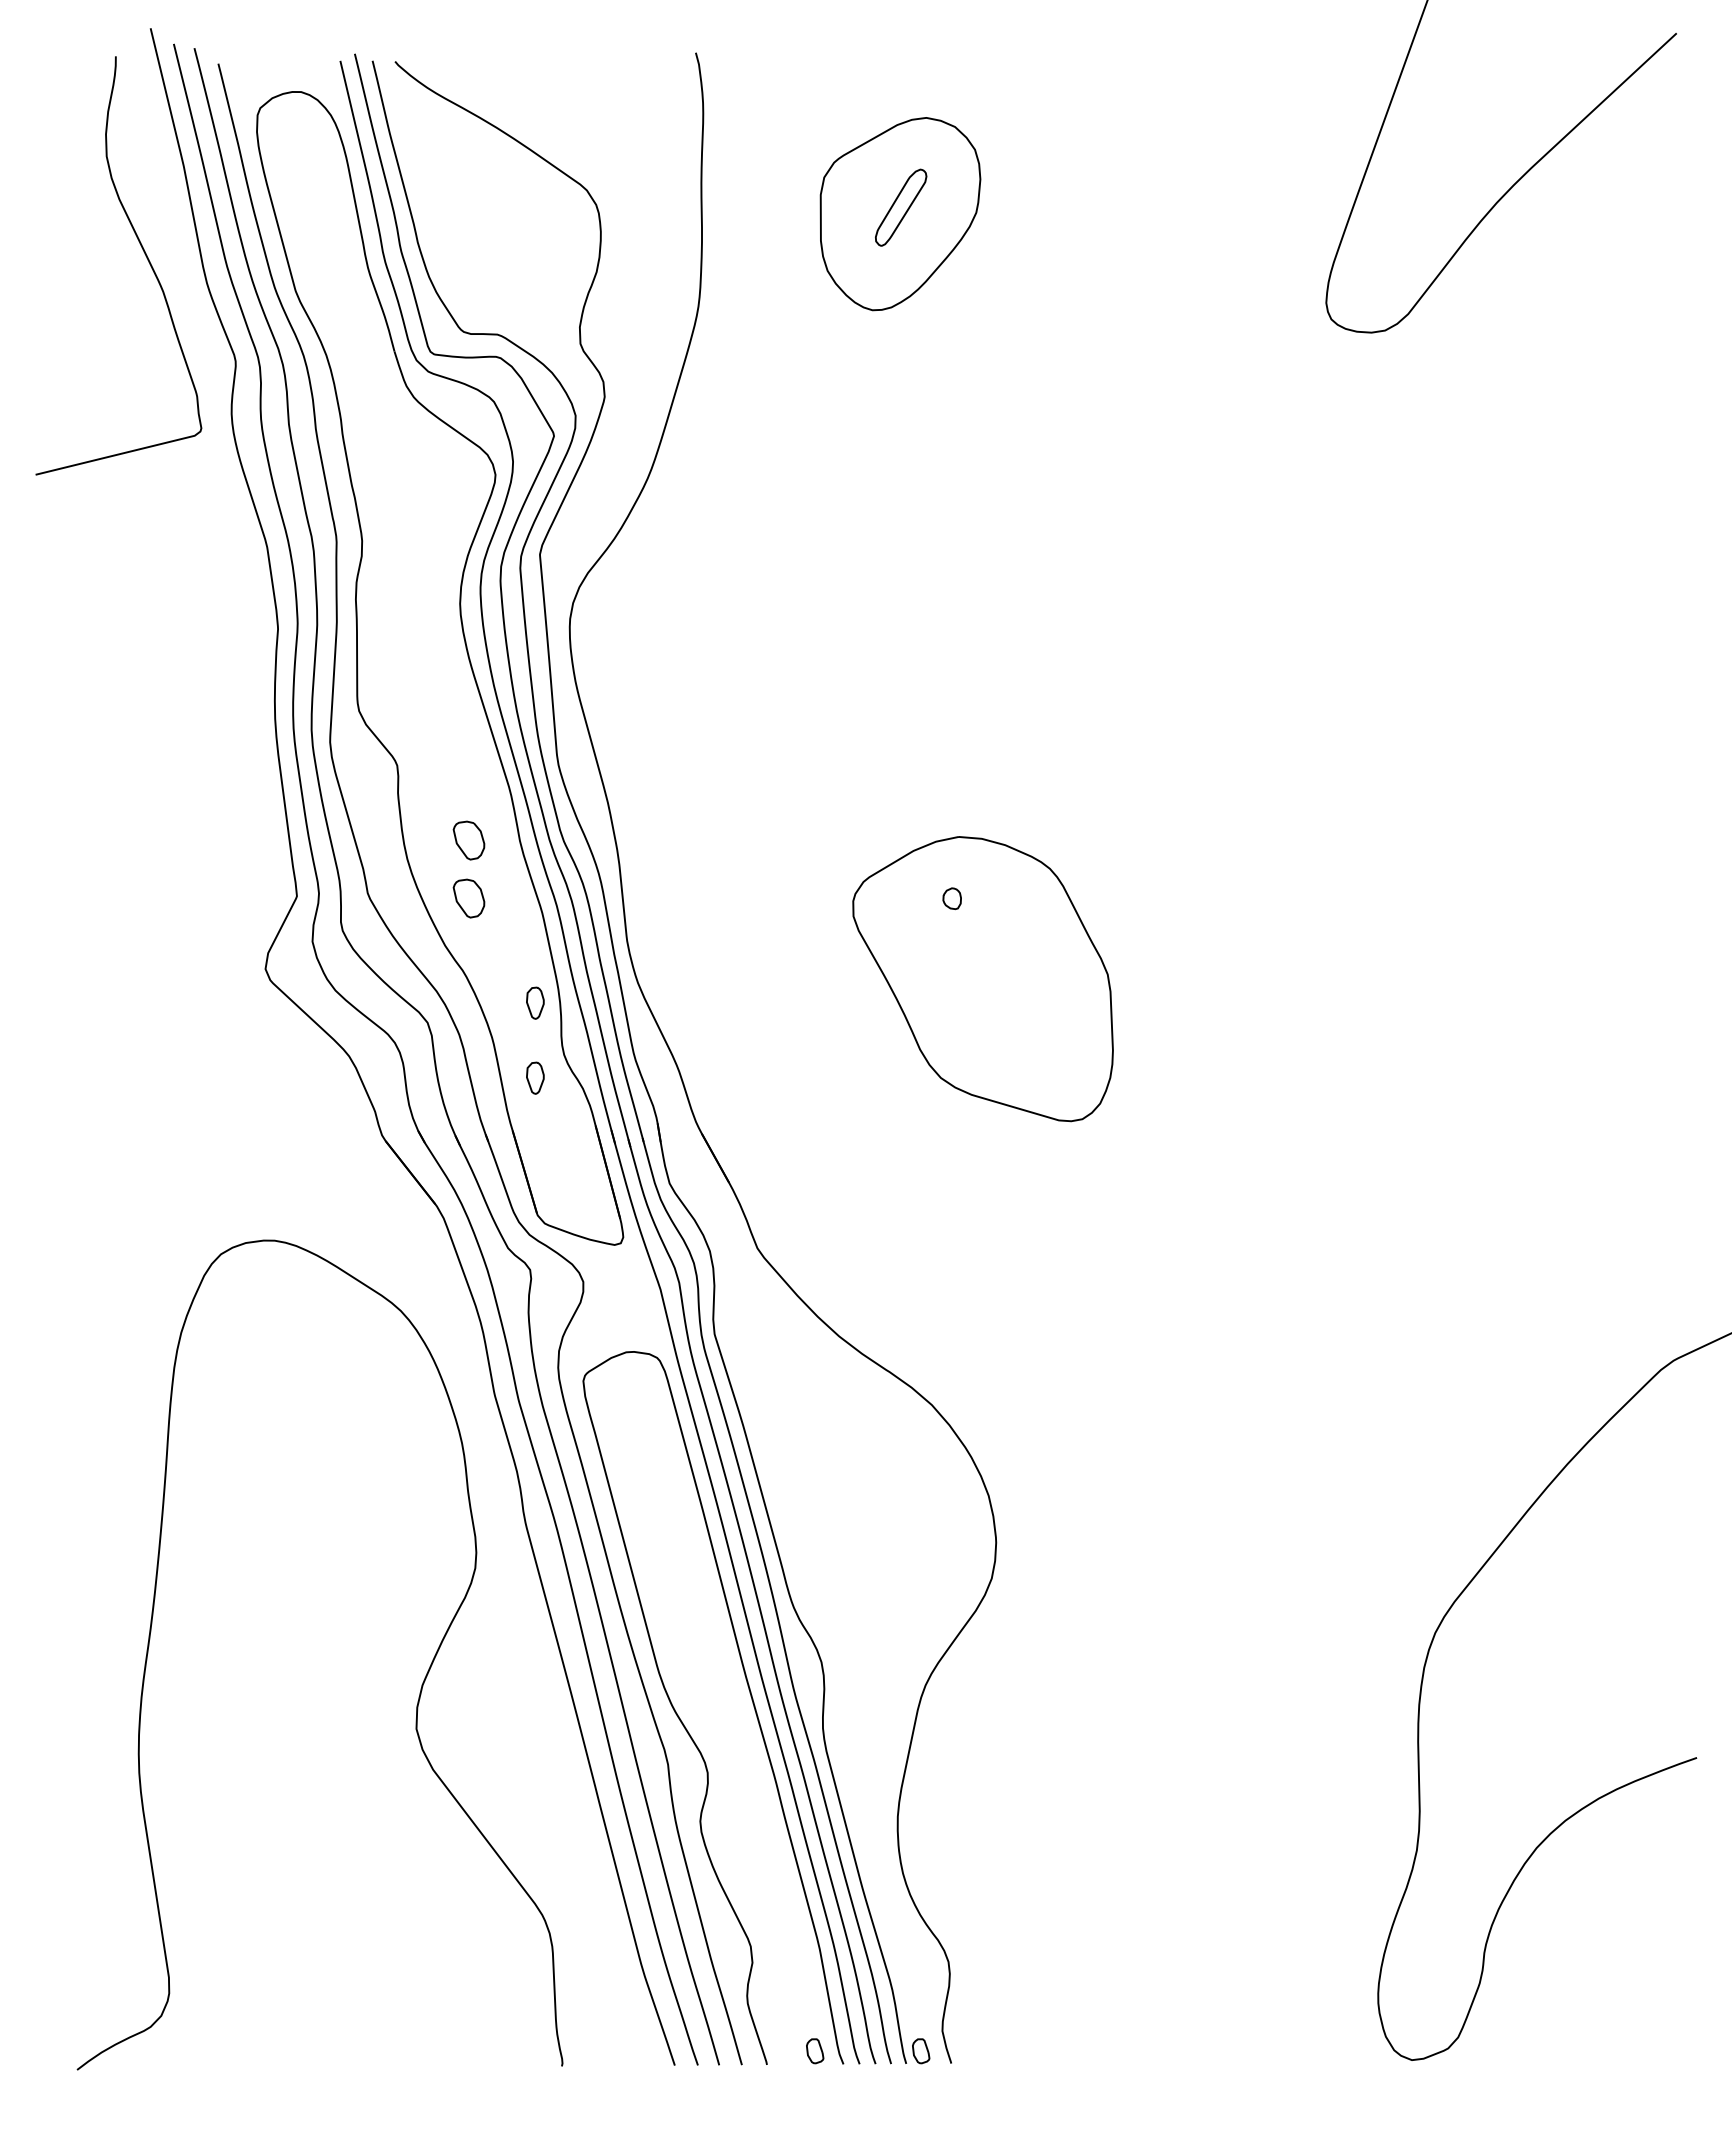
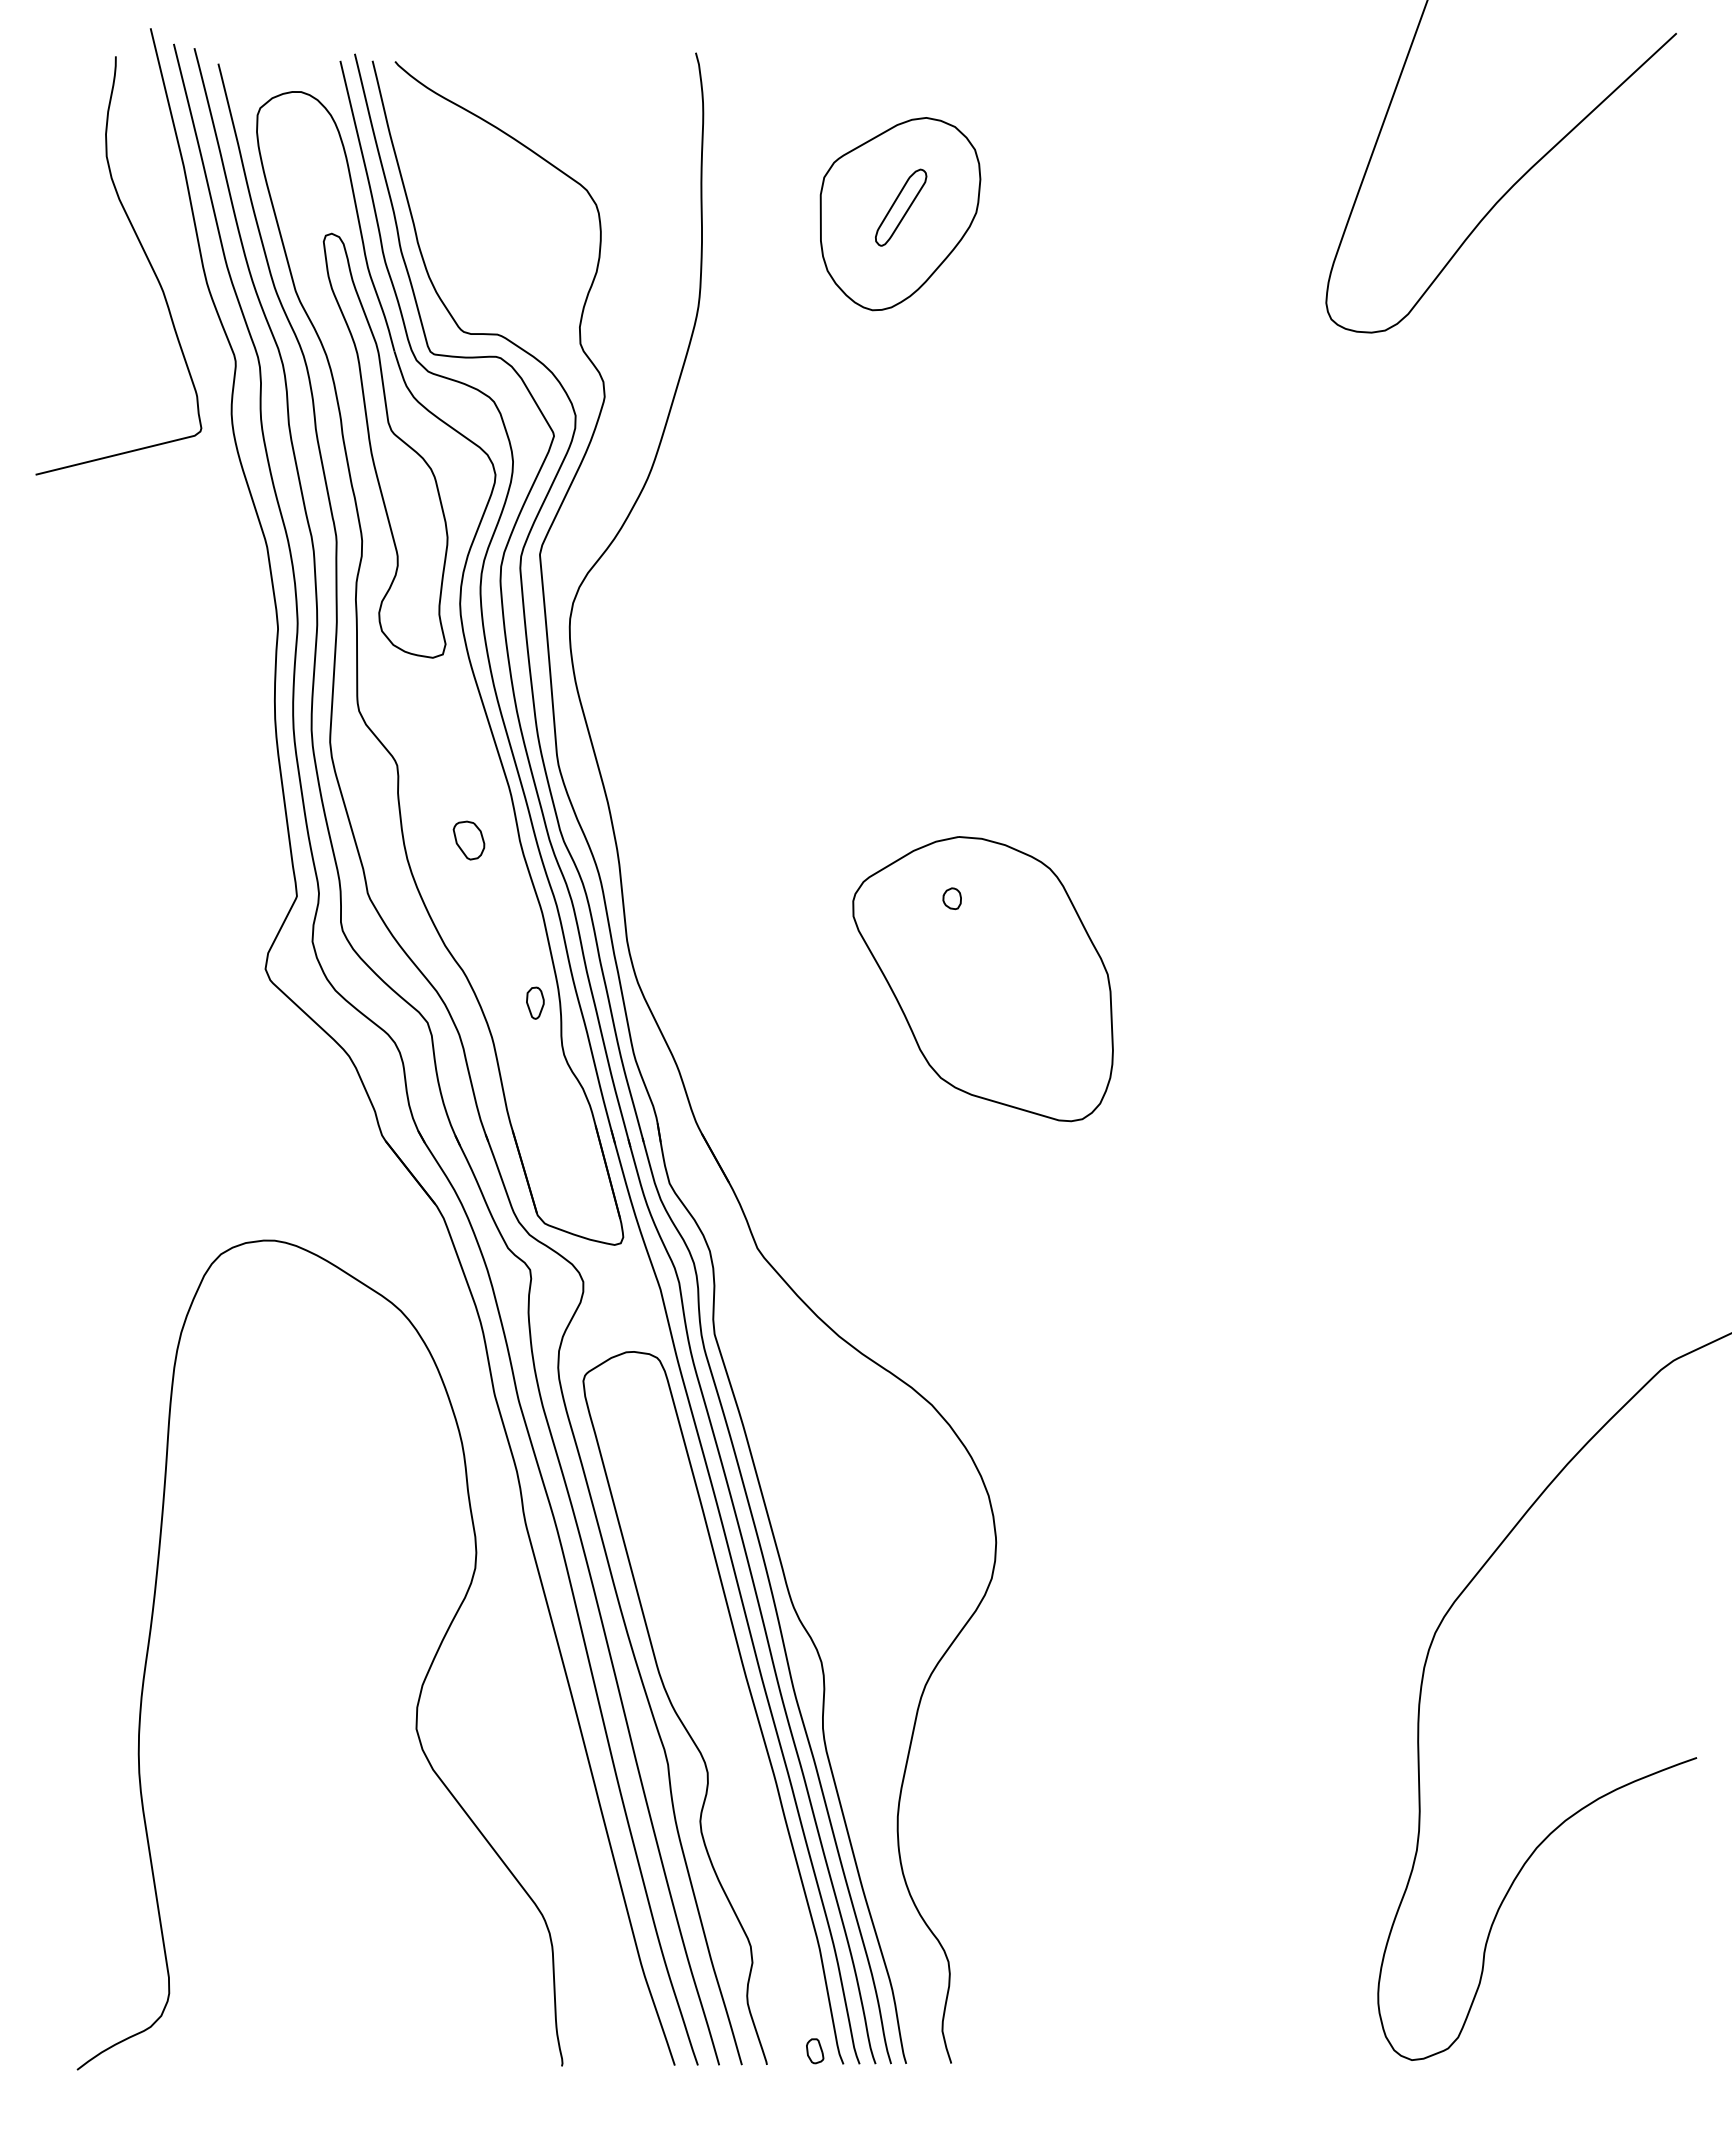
part: none -> present (385, 445)
part: present -> none (468, 898)
part: present -> none (535, 1077)
part: present -> none (921, 2051)
